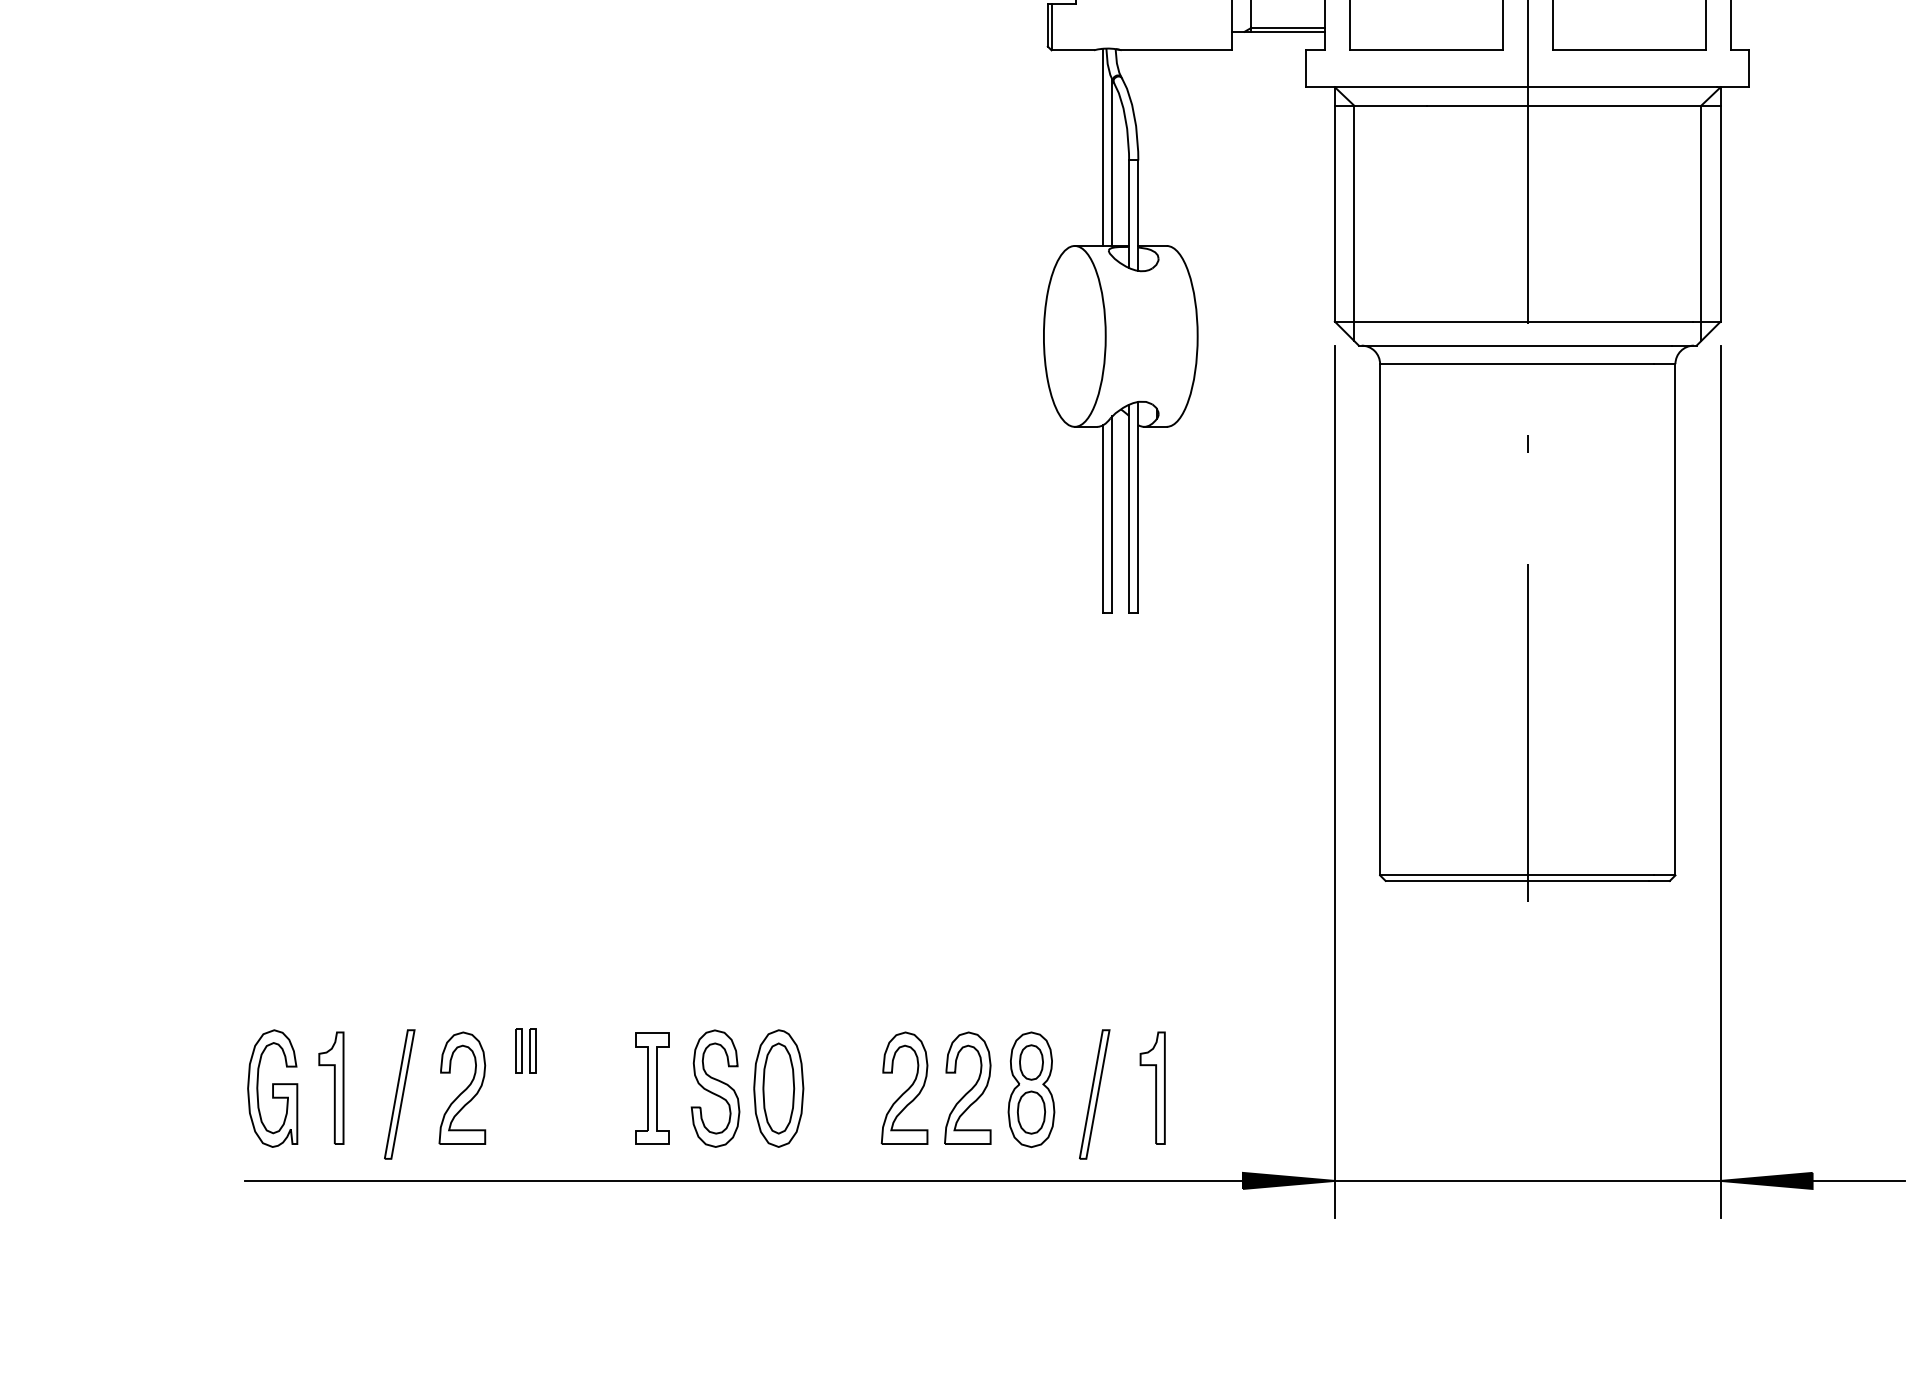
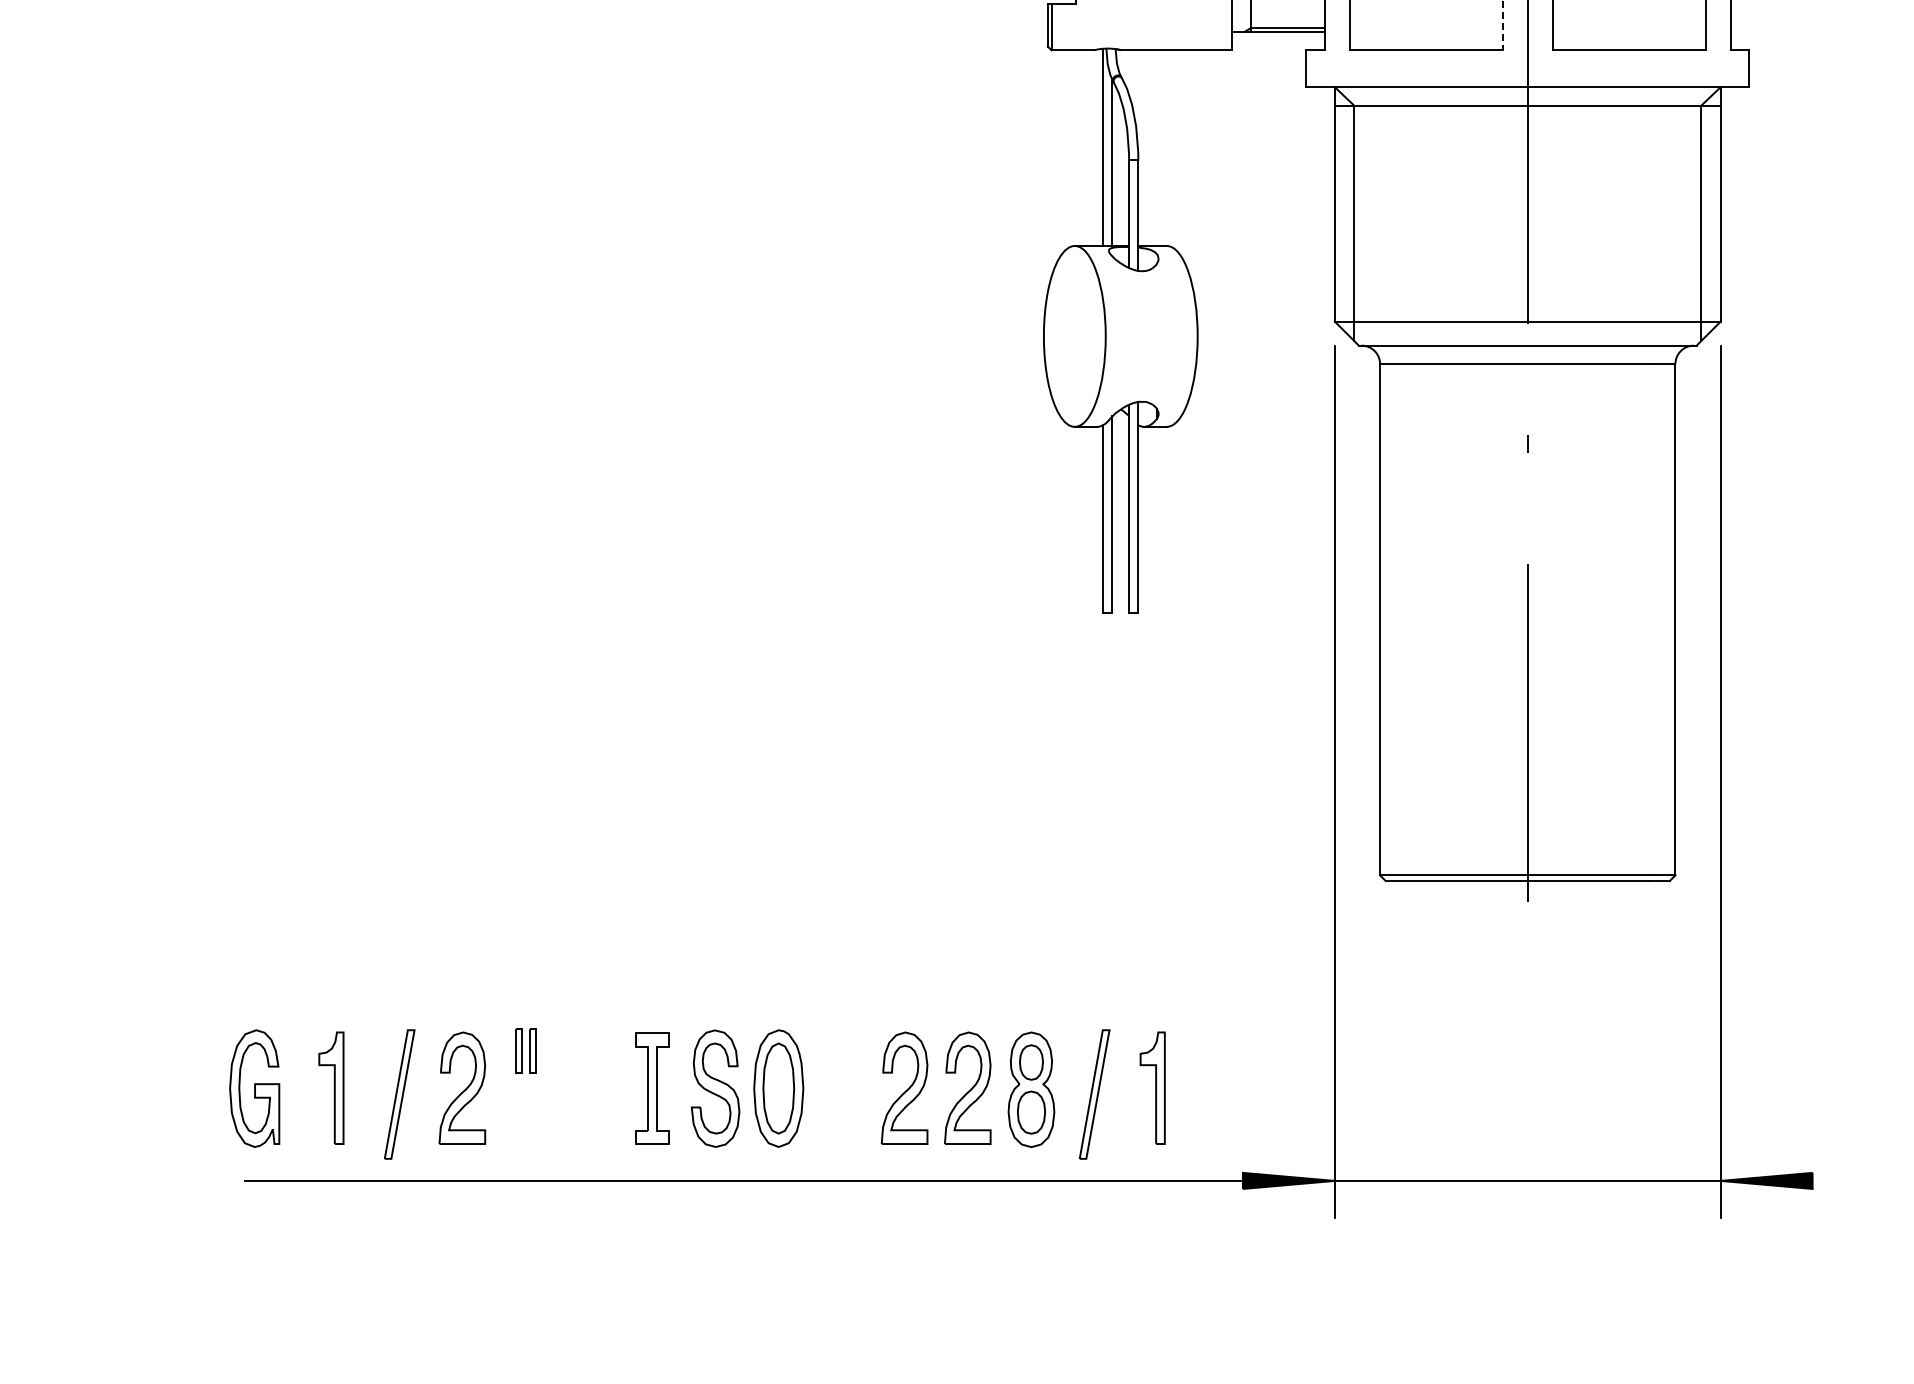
line: solid -> dashed (1502, 25)
part position: (272, 1088) -> (254, 1088) (254, 1088)
line: present -> none (1858, 1180)
